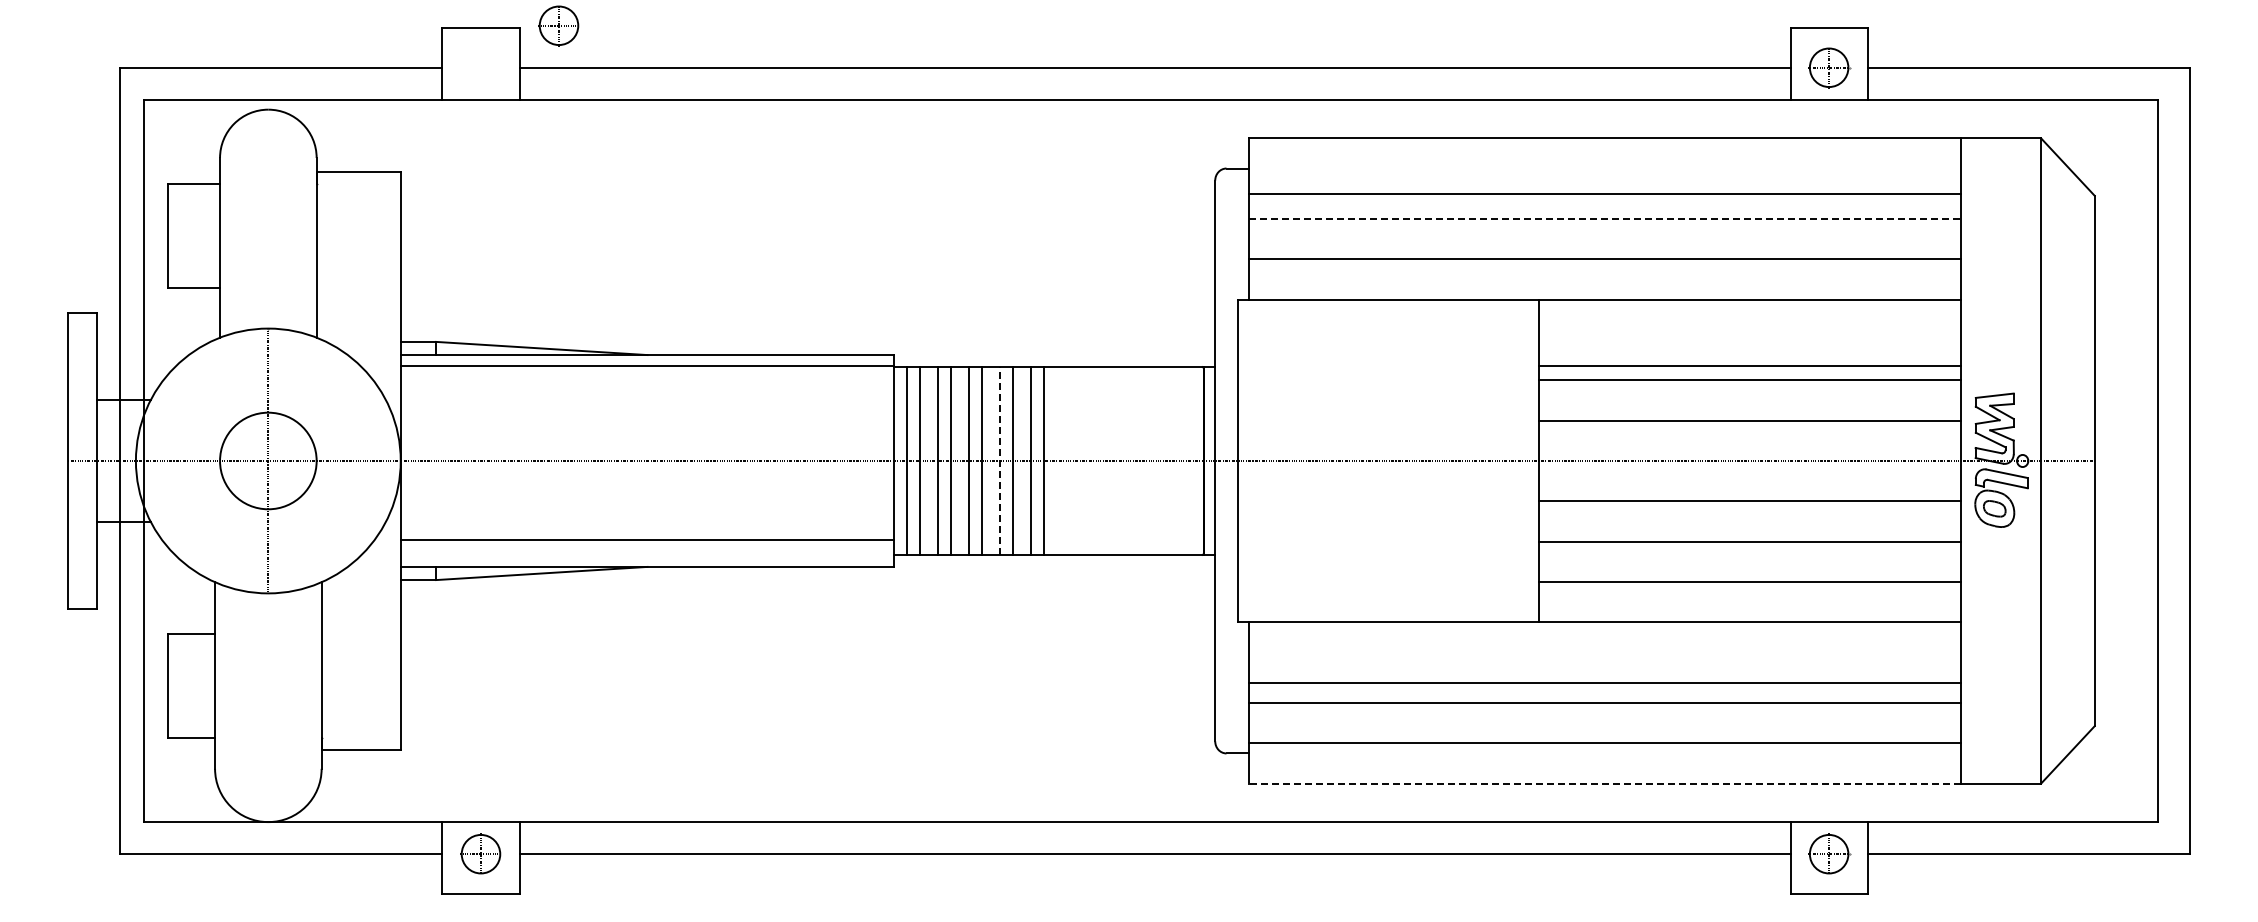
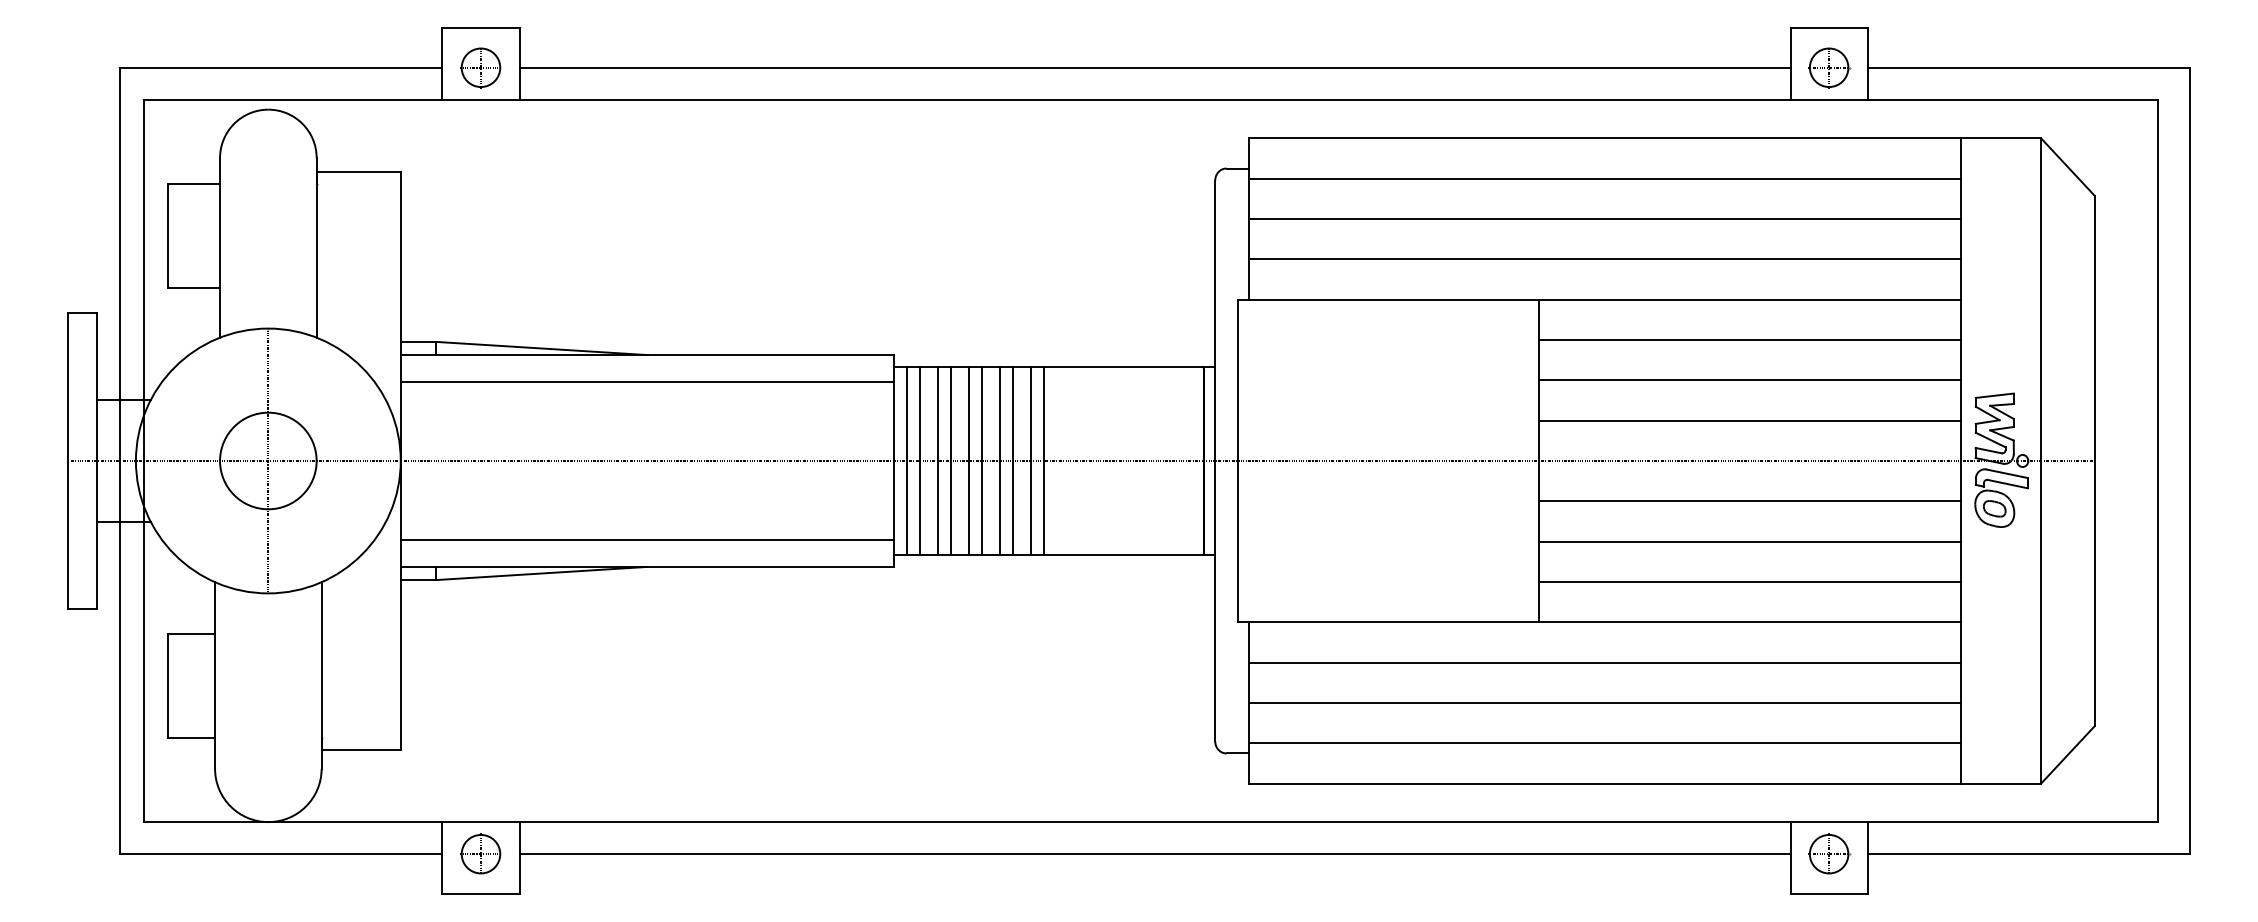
part position: (558, 25) -> (480, 67) (480, 67)
line position: (1604, 193) -> (1604, 178) (1604, 178)
line: dashed -> solid (1605, 218)
line position: (647, 365) -> (647, 381) (647, 381)
line position: (1749, 365) -> (1749, 339) (1749, 339)
line: dashed -> solid (999, 460)
line position: (1604, 682) -> (1604, 662) (1604, 662)
line: dashed -> solid (1605, 783)
